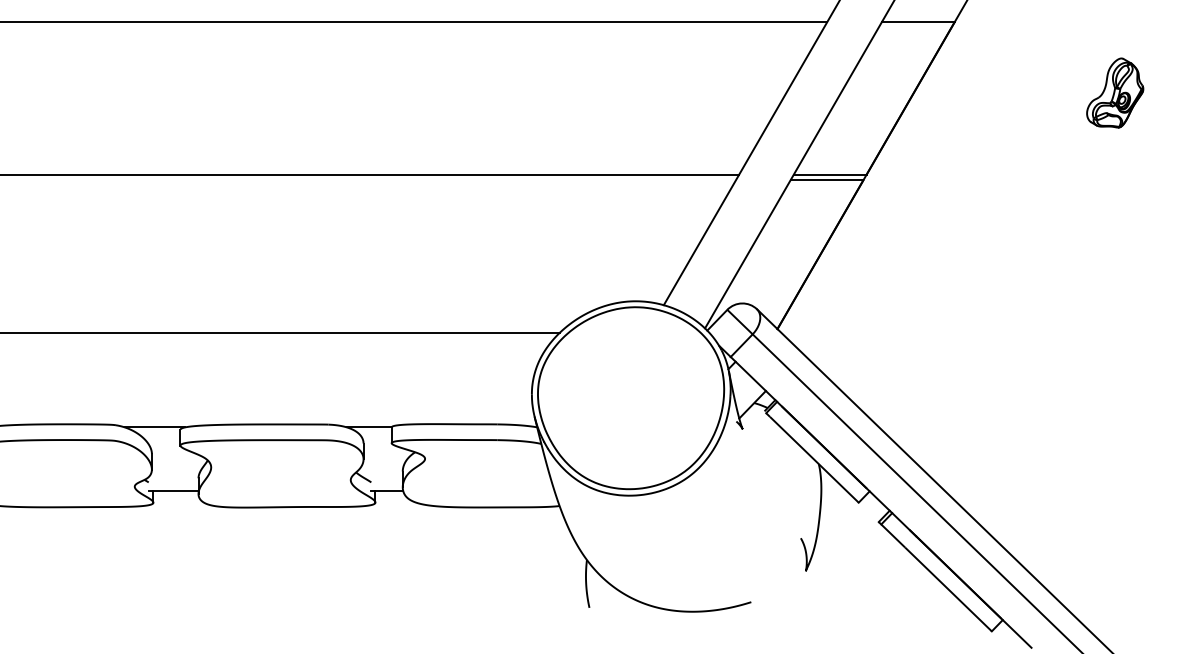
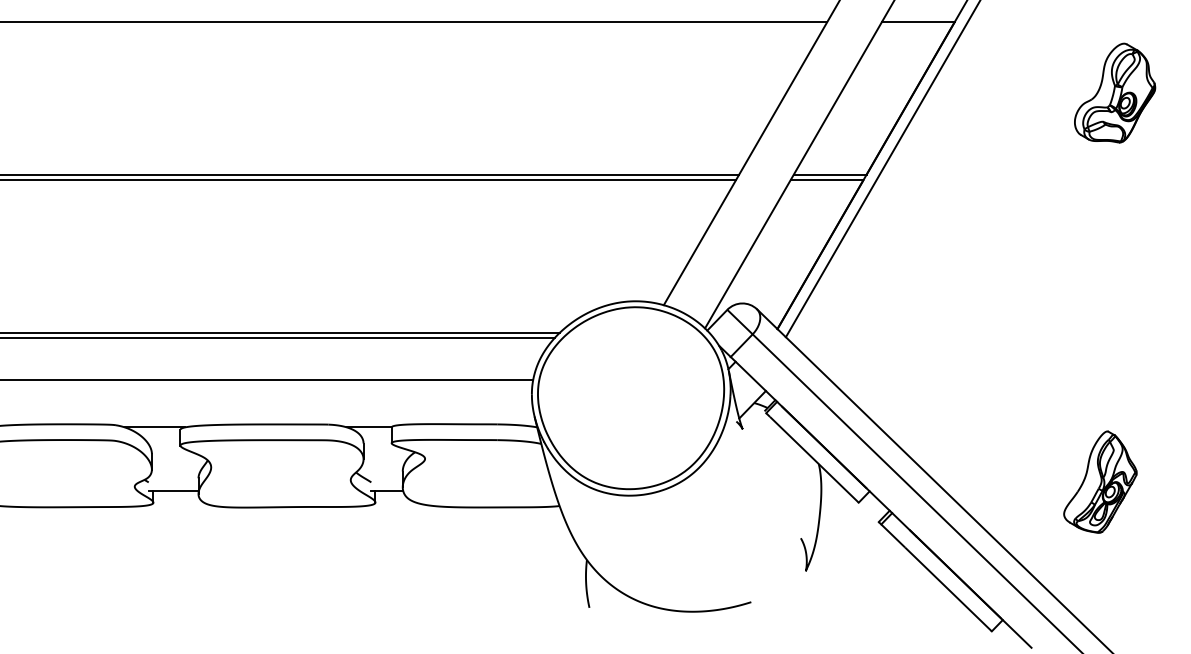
part size: 59x72 px -> 83x102 px (1115, 92)
line: none -> present (882, 169)
line: none -> present (368, 180)
line: none -> present (278, 338)
line: none -> present (267, 380)
part: none -> present (1100, 481)
